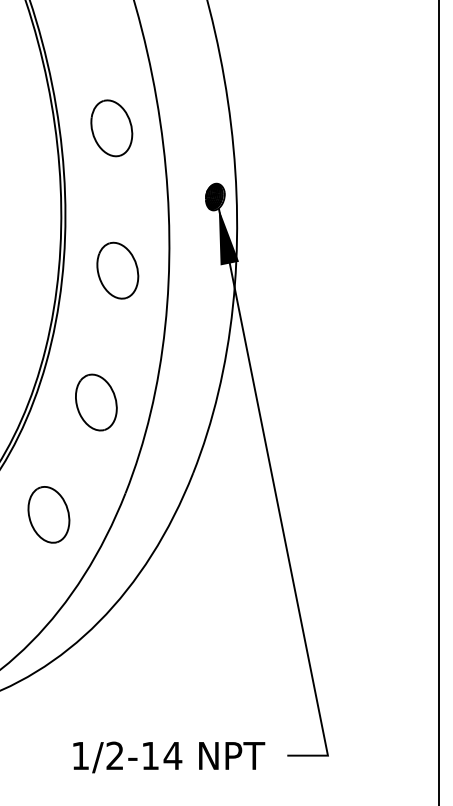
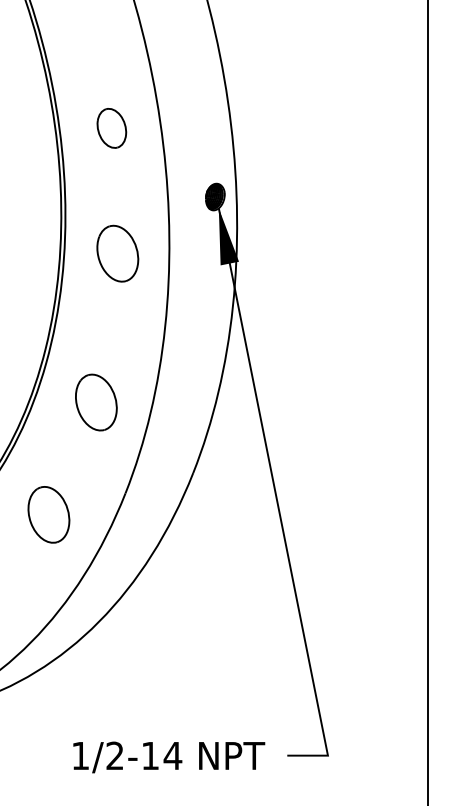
part size: 44x59 px -> 32x41 px (111, 128)
part position: (117, 270) -> (117, 253) (117, 253)
line position: (439, 402) -> (428, 402) (428, 402)
